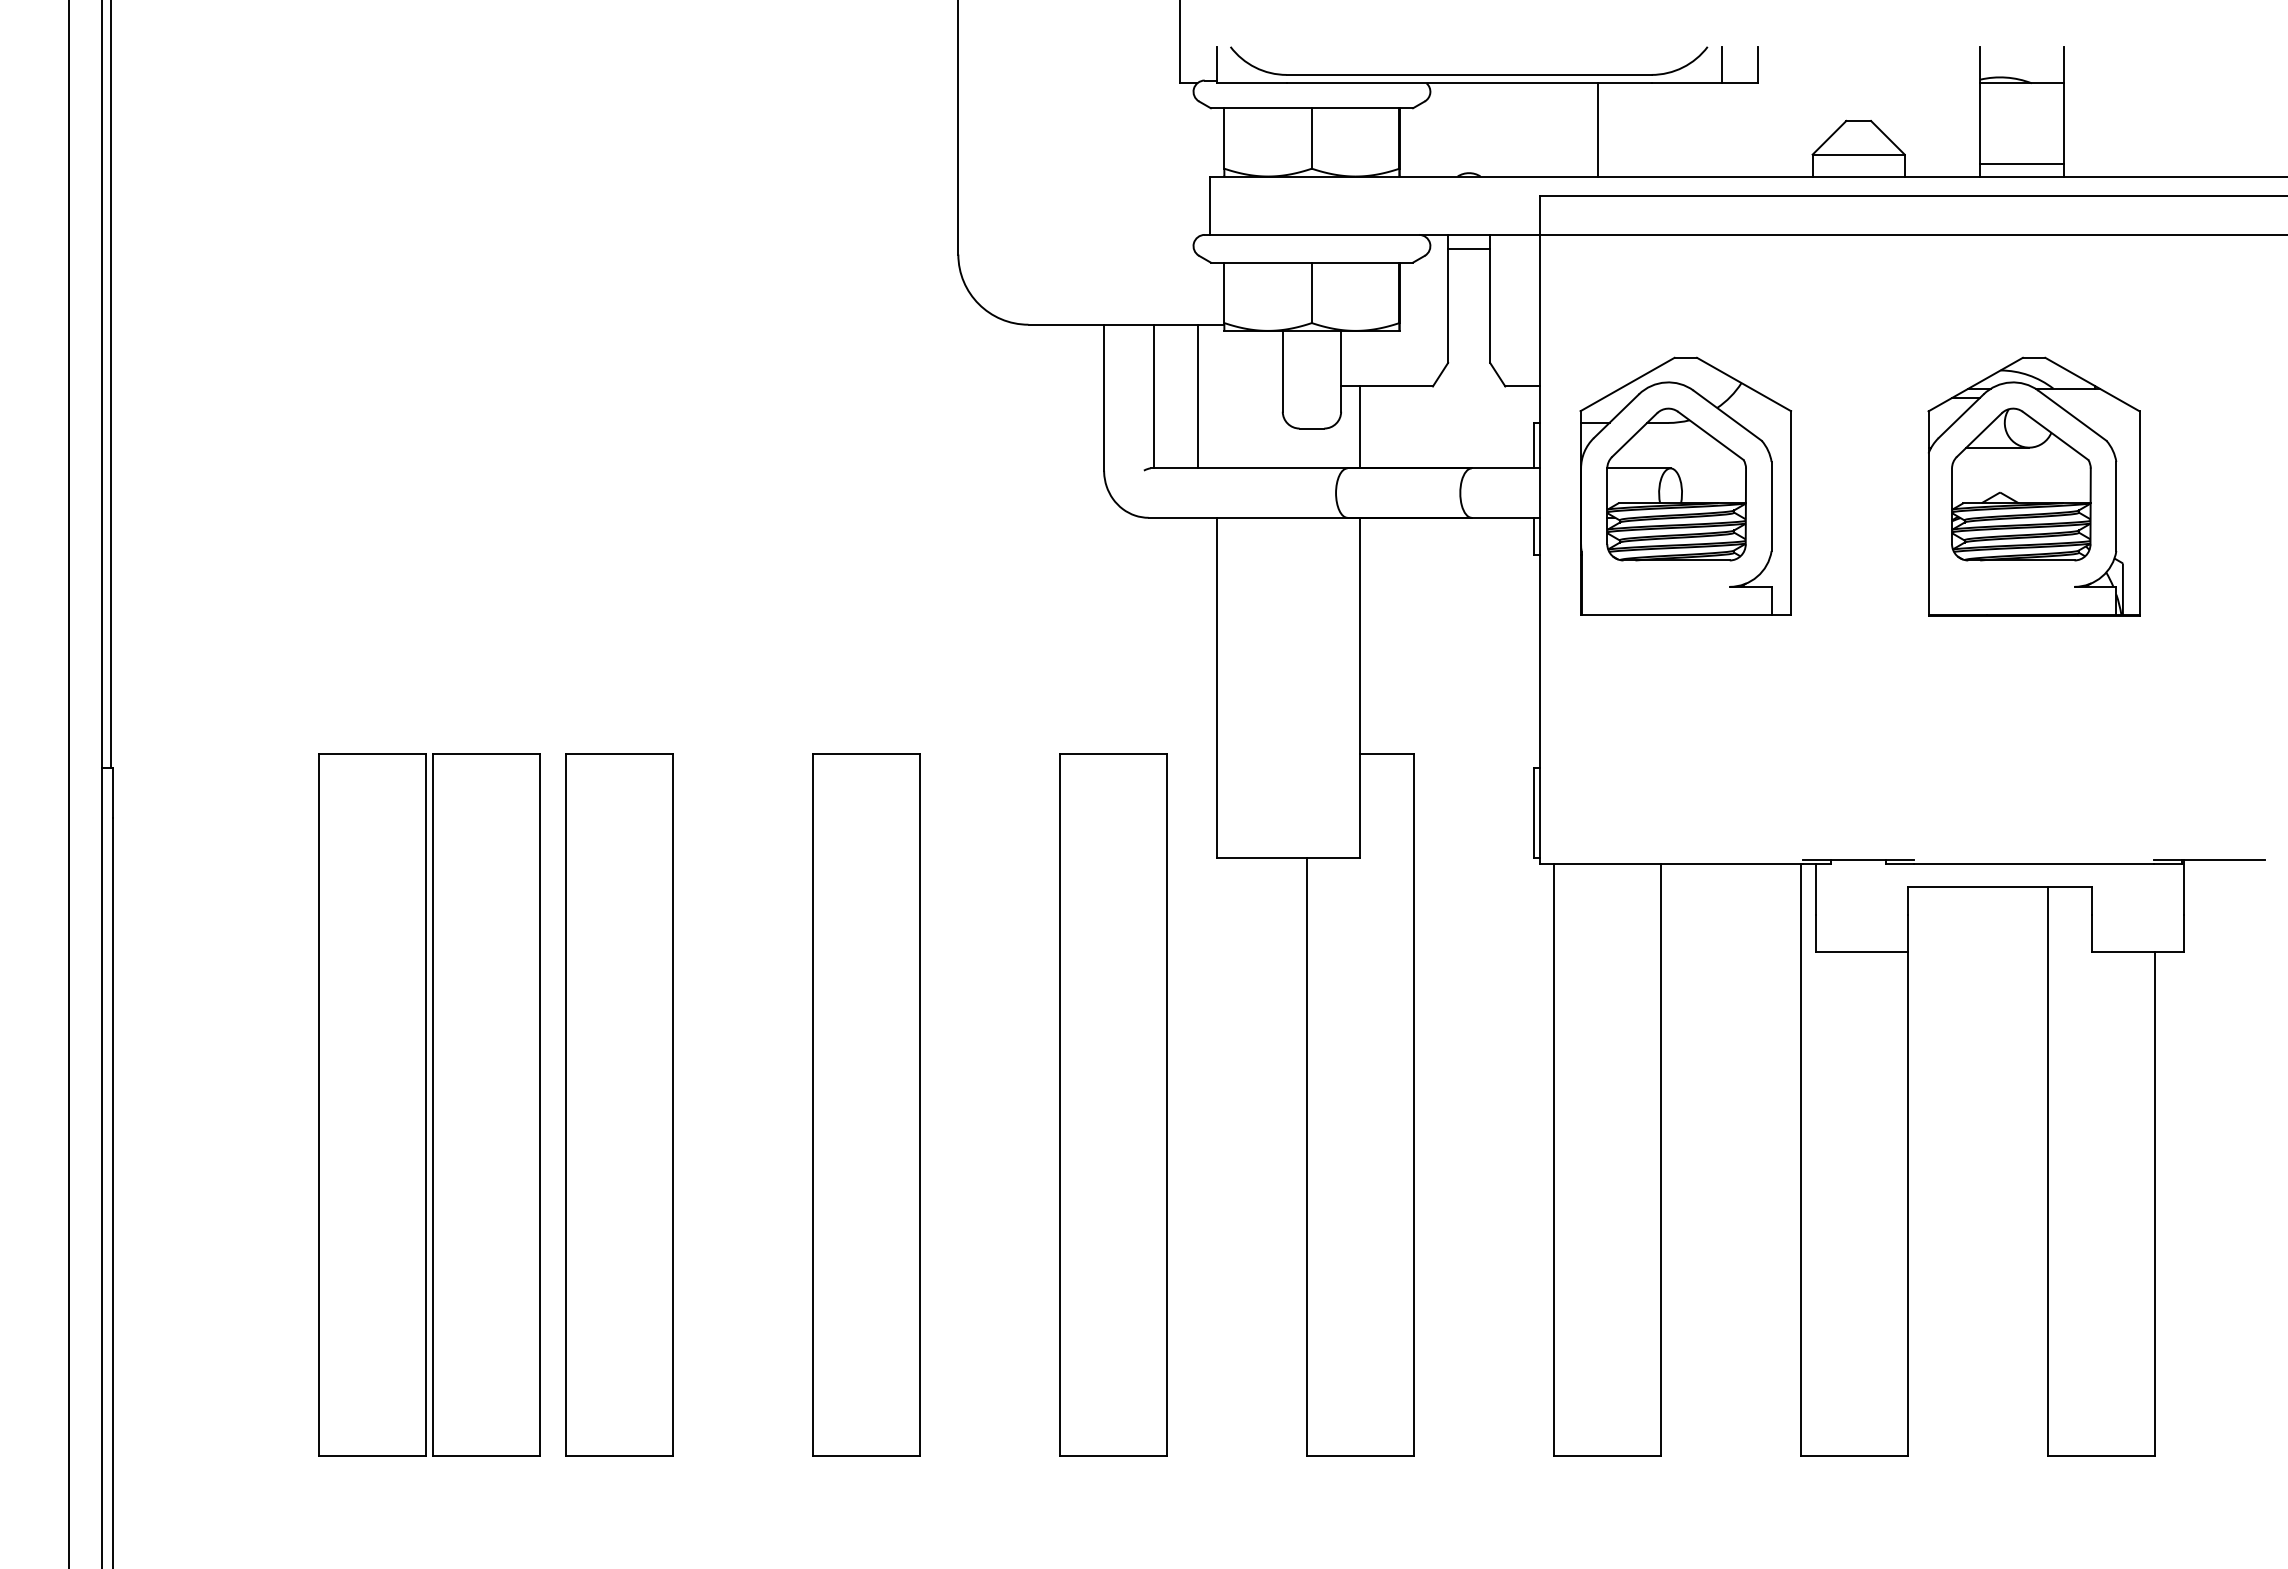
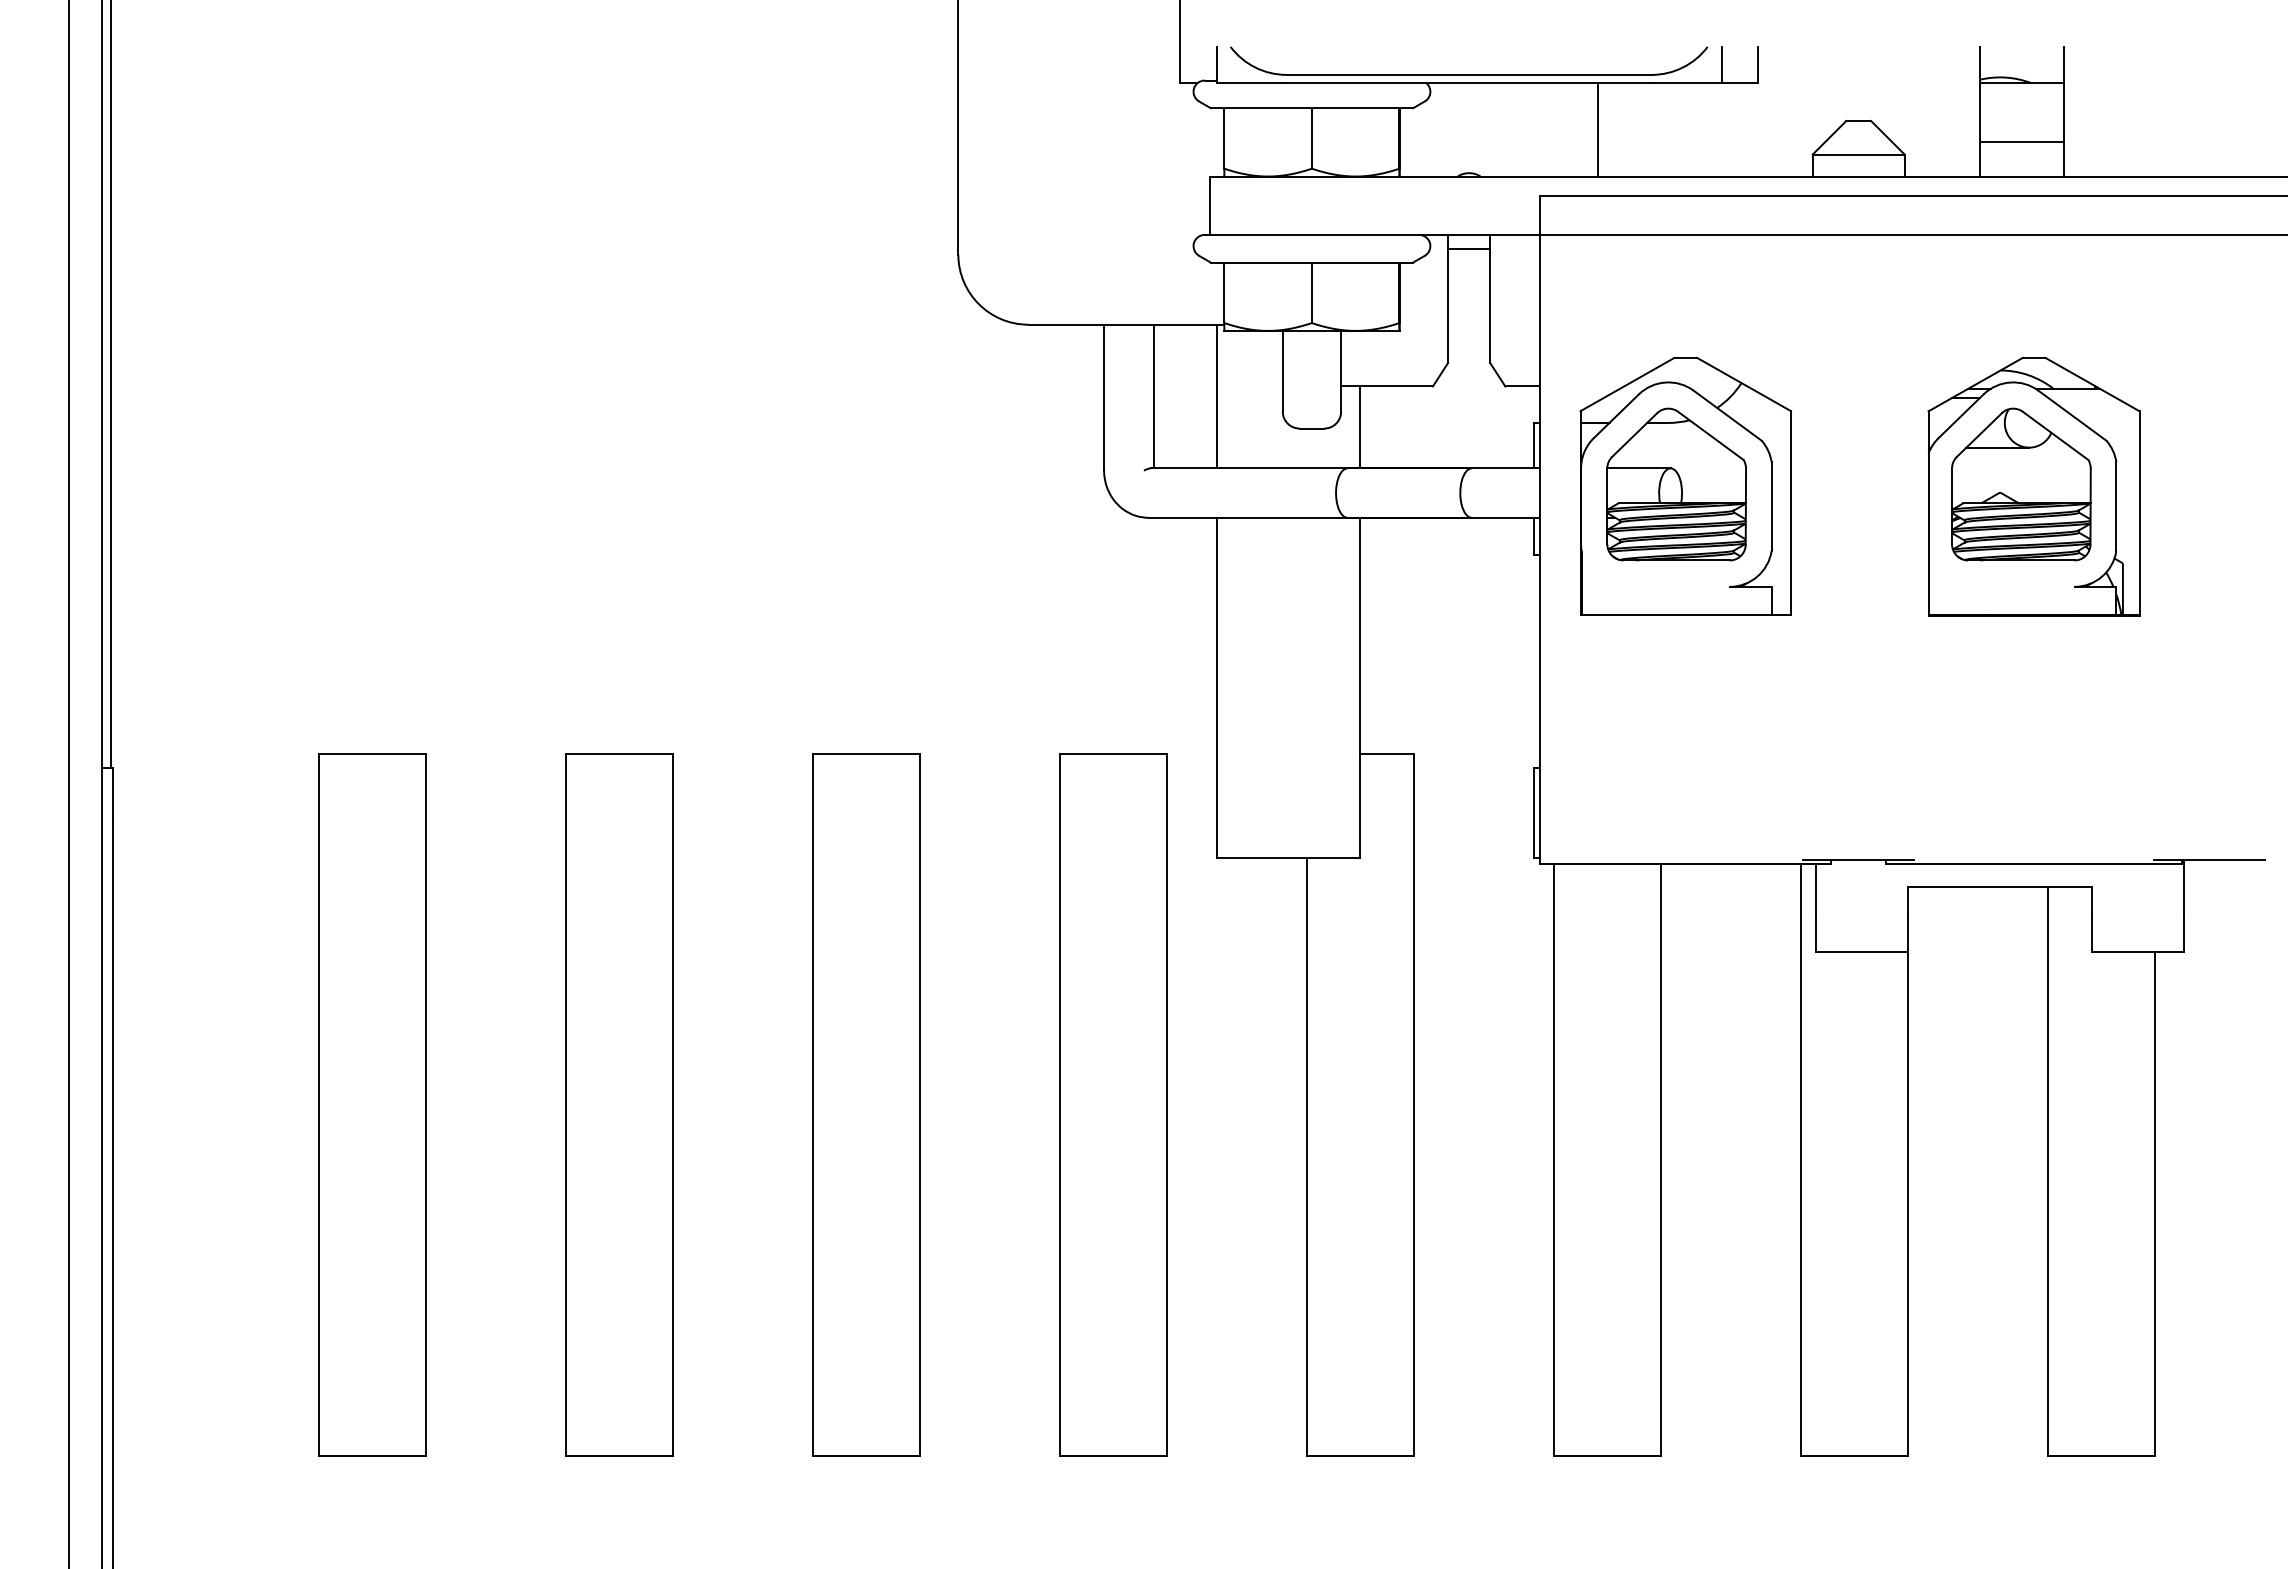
line position: (2021, 164) -> (2021, 142) (2021, 142)
line position: (1197, 396) -> (1216, 396) (1216, 396)
part: present -> none (486, 1104)
